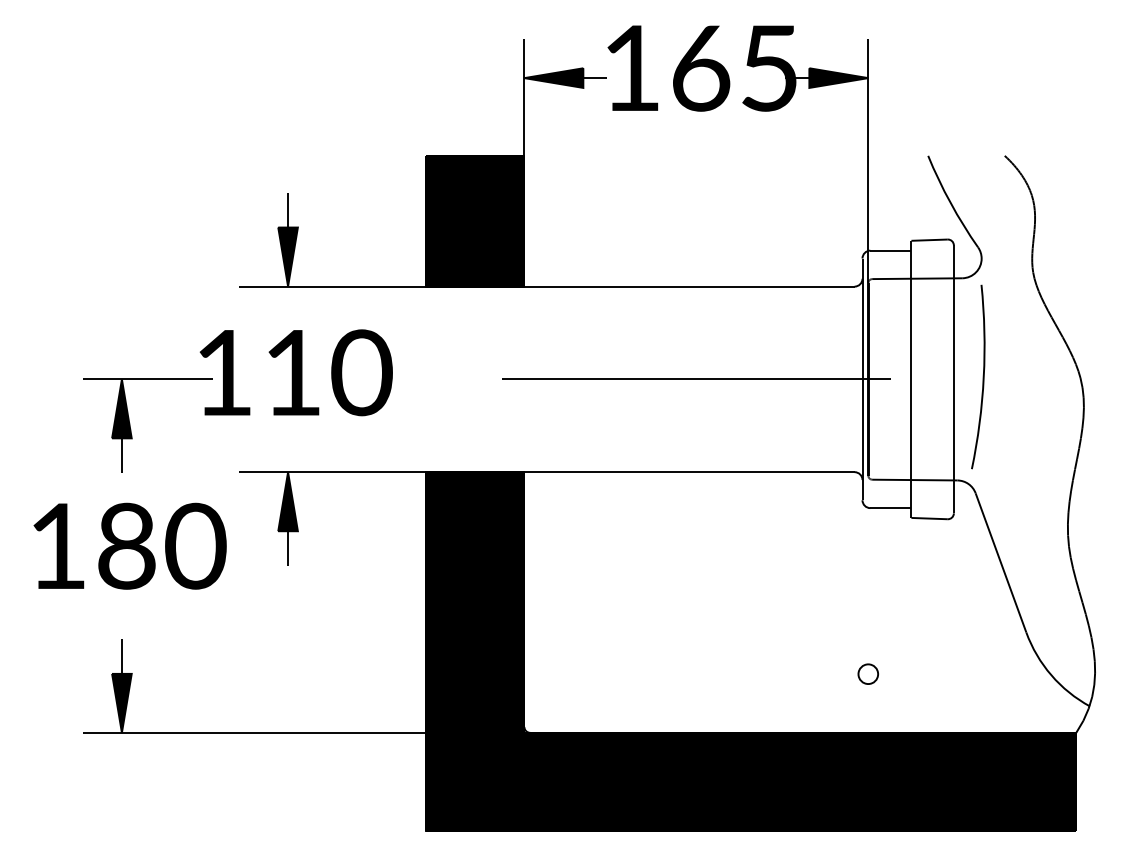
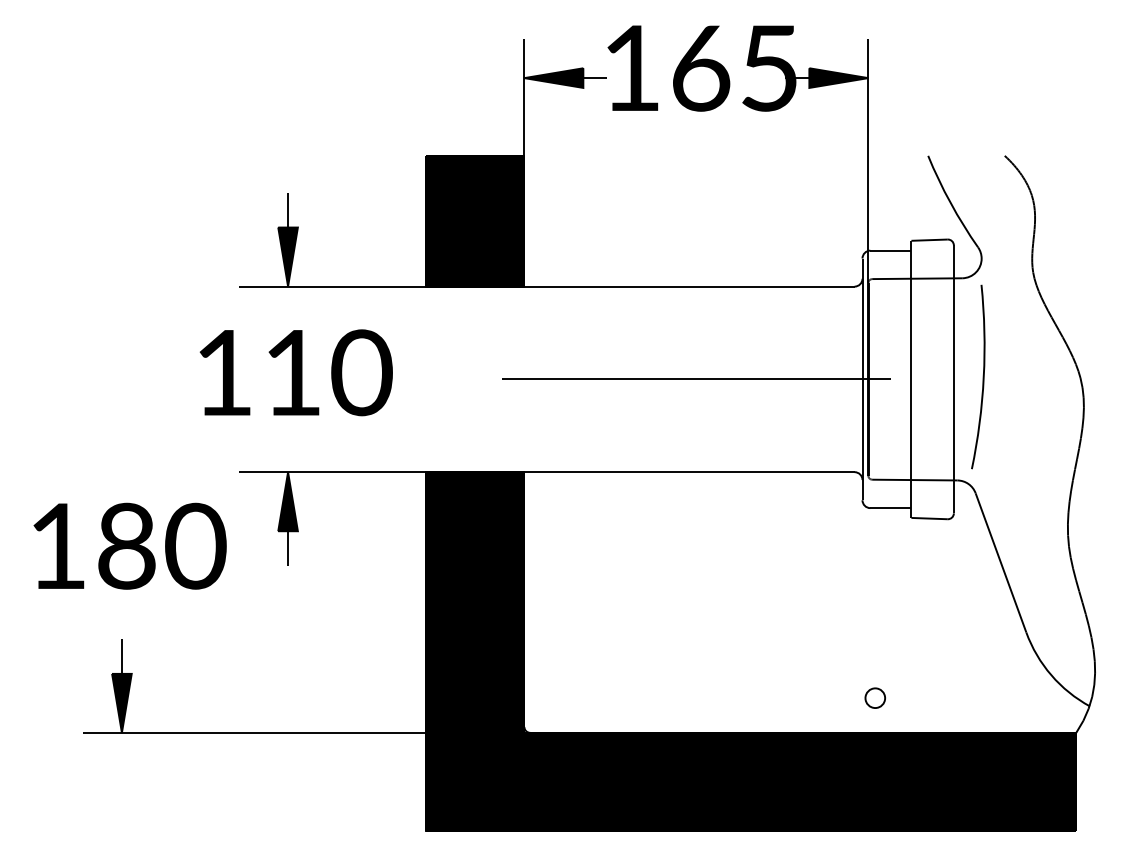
part: present -> none (131, 429)
part position: (867, 673) -> (874, 697) (874, 697)
